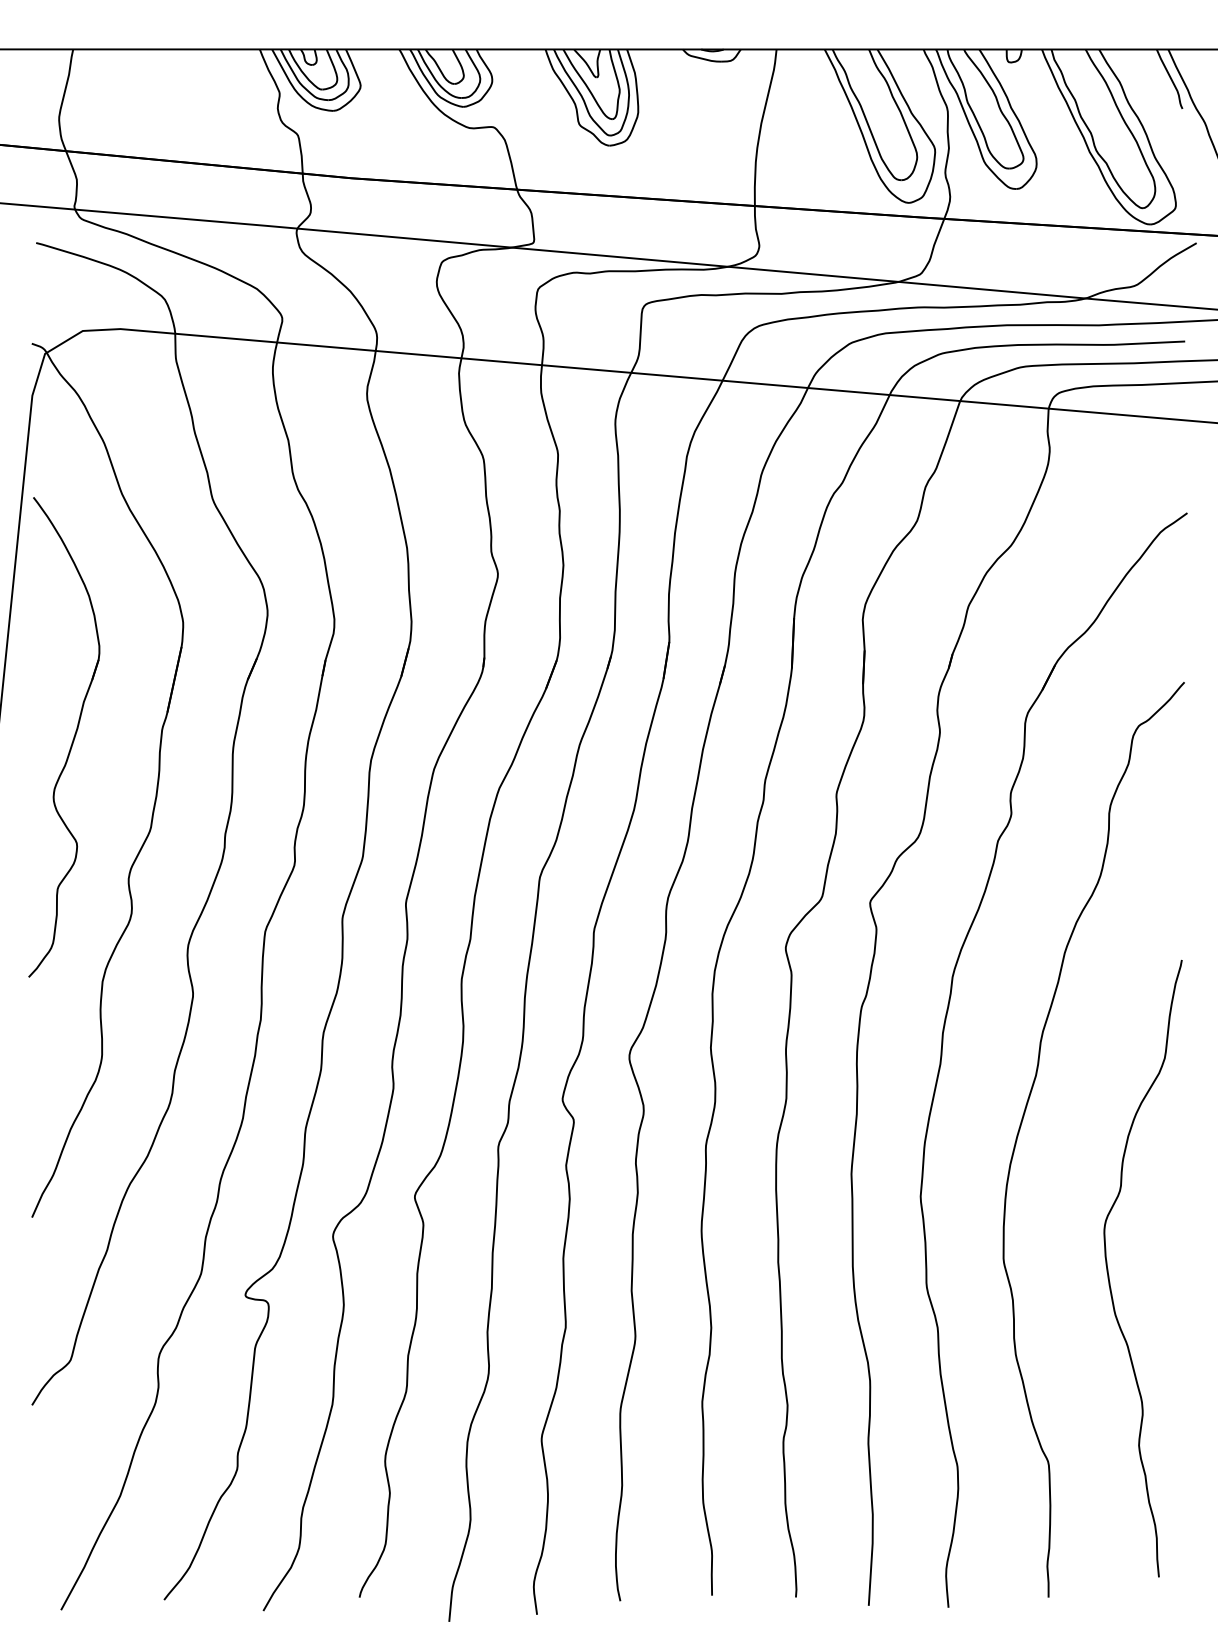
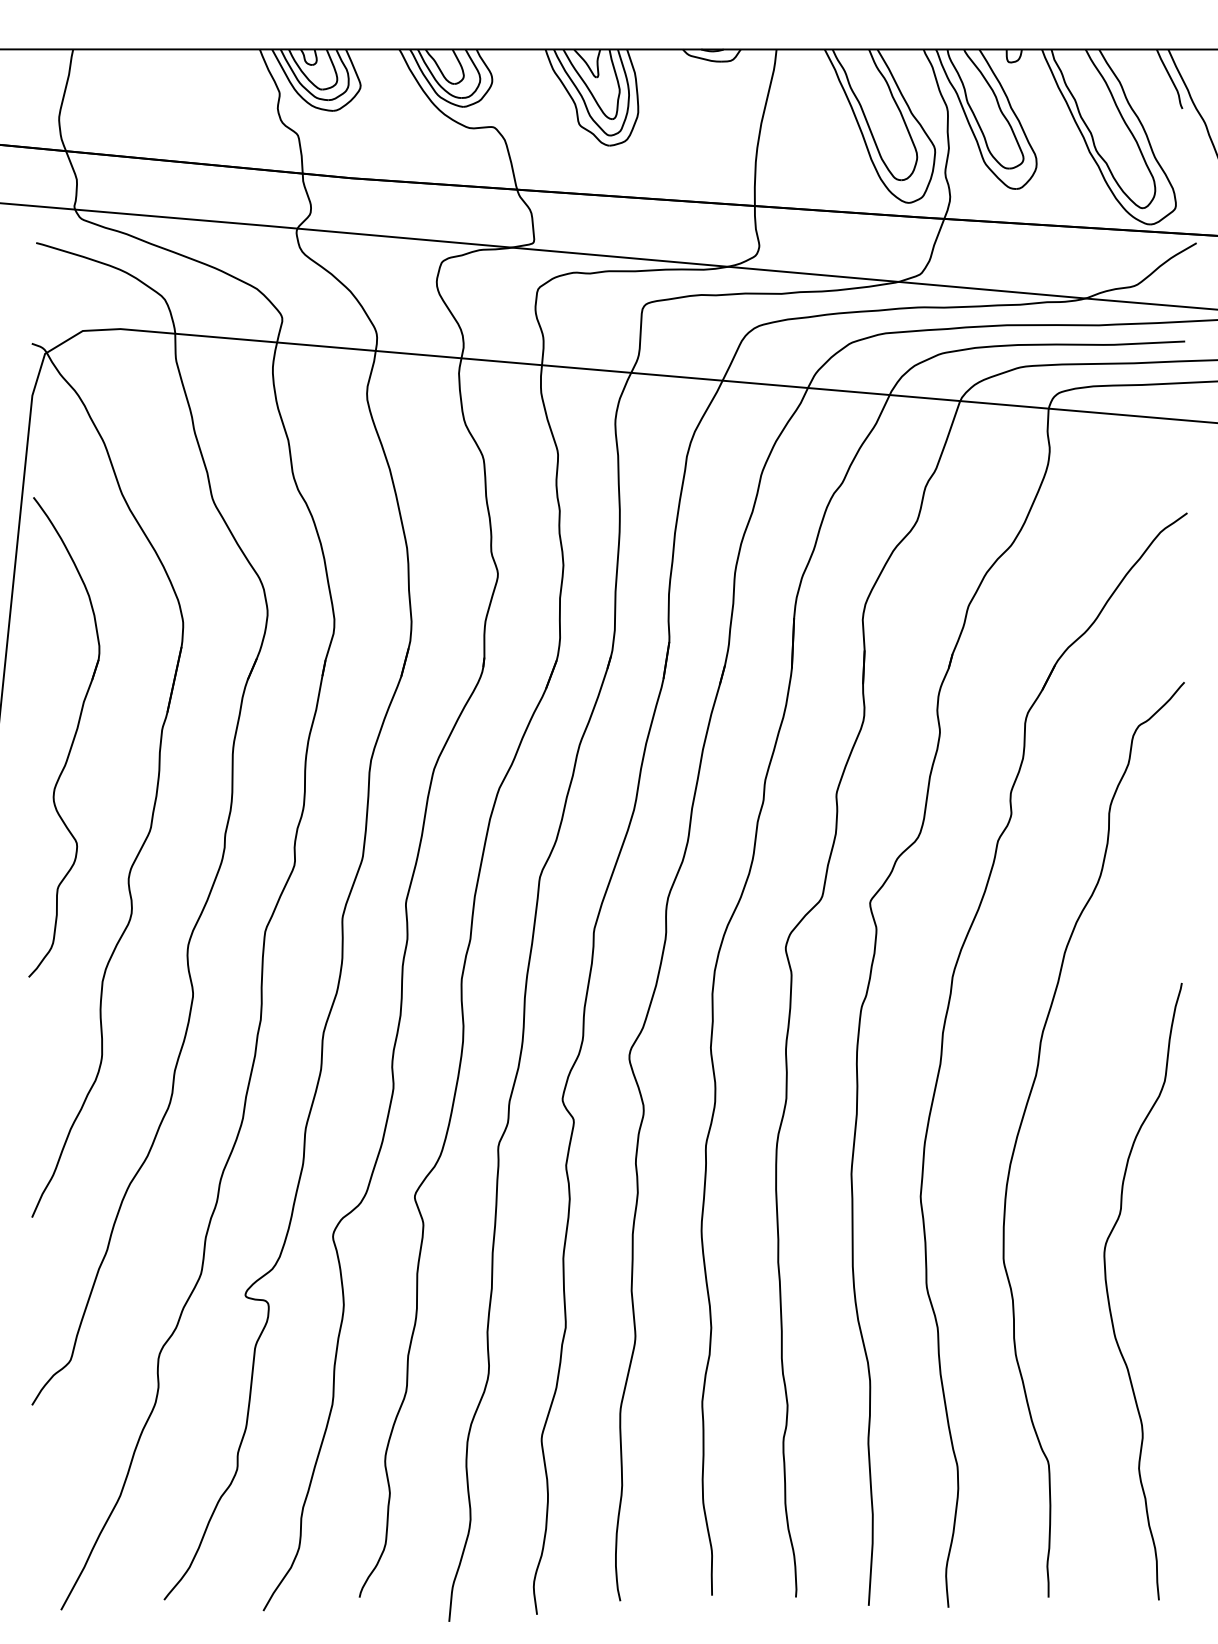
curve position: (1109, 1275) -> (1109, 1298) (1109, 1298)
